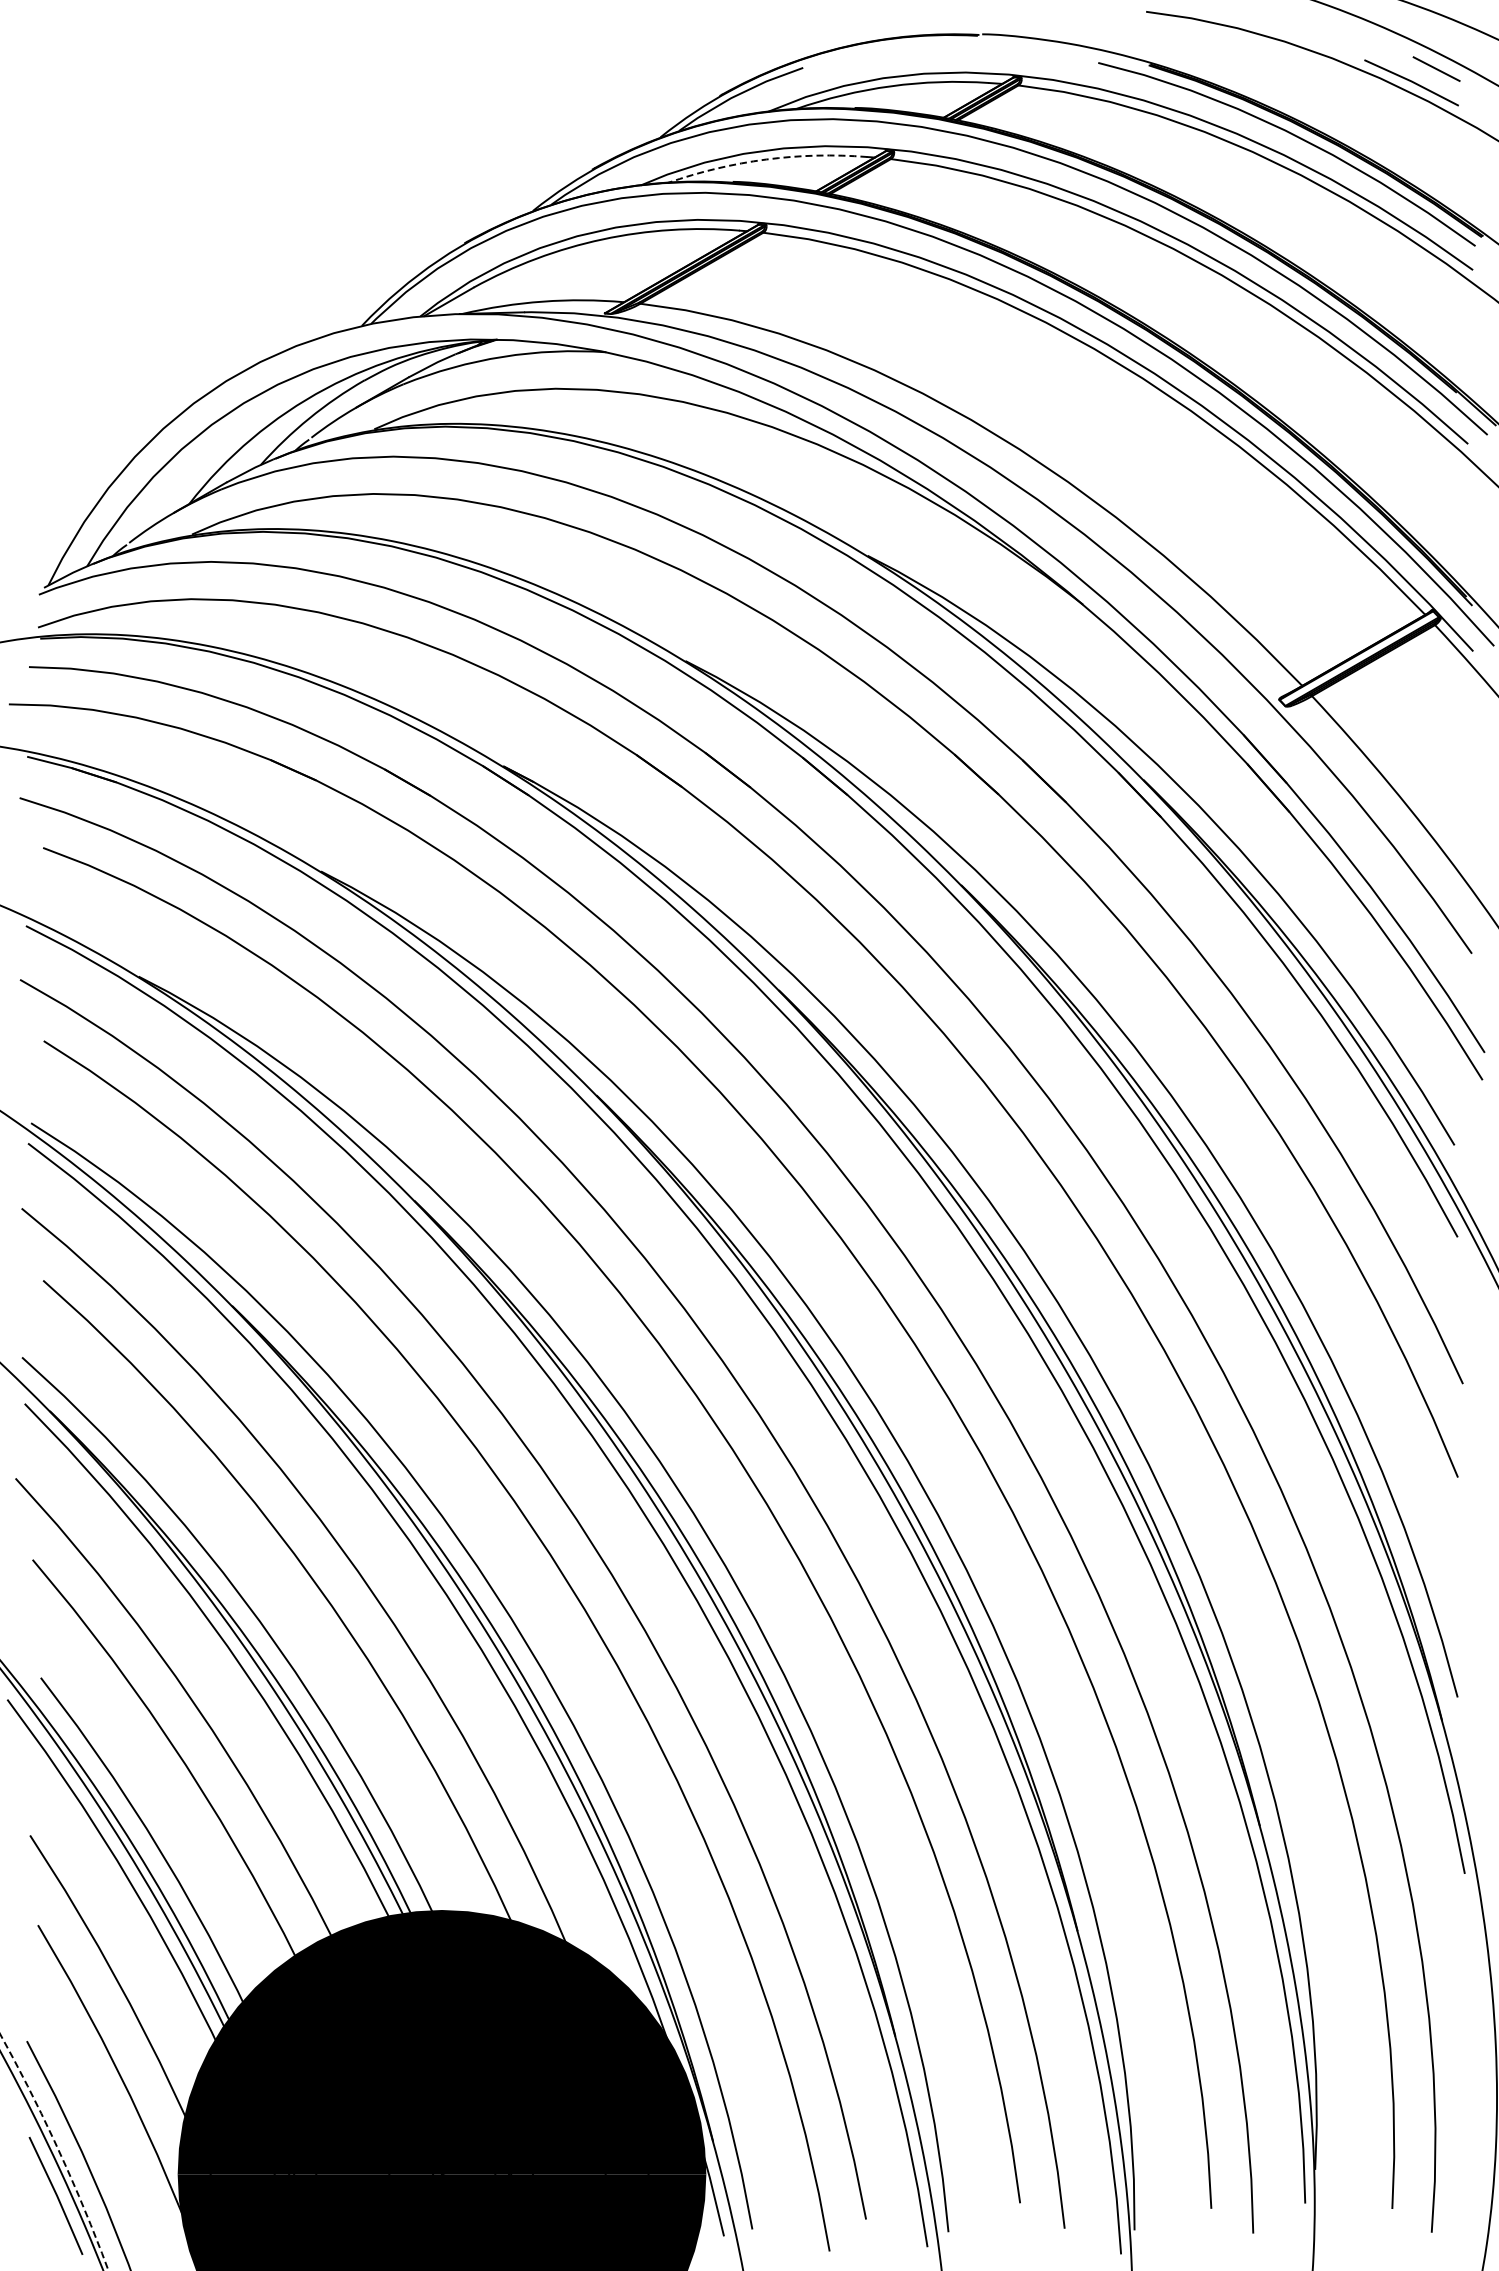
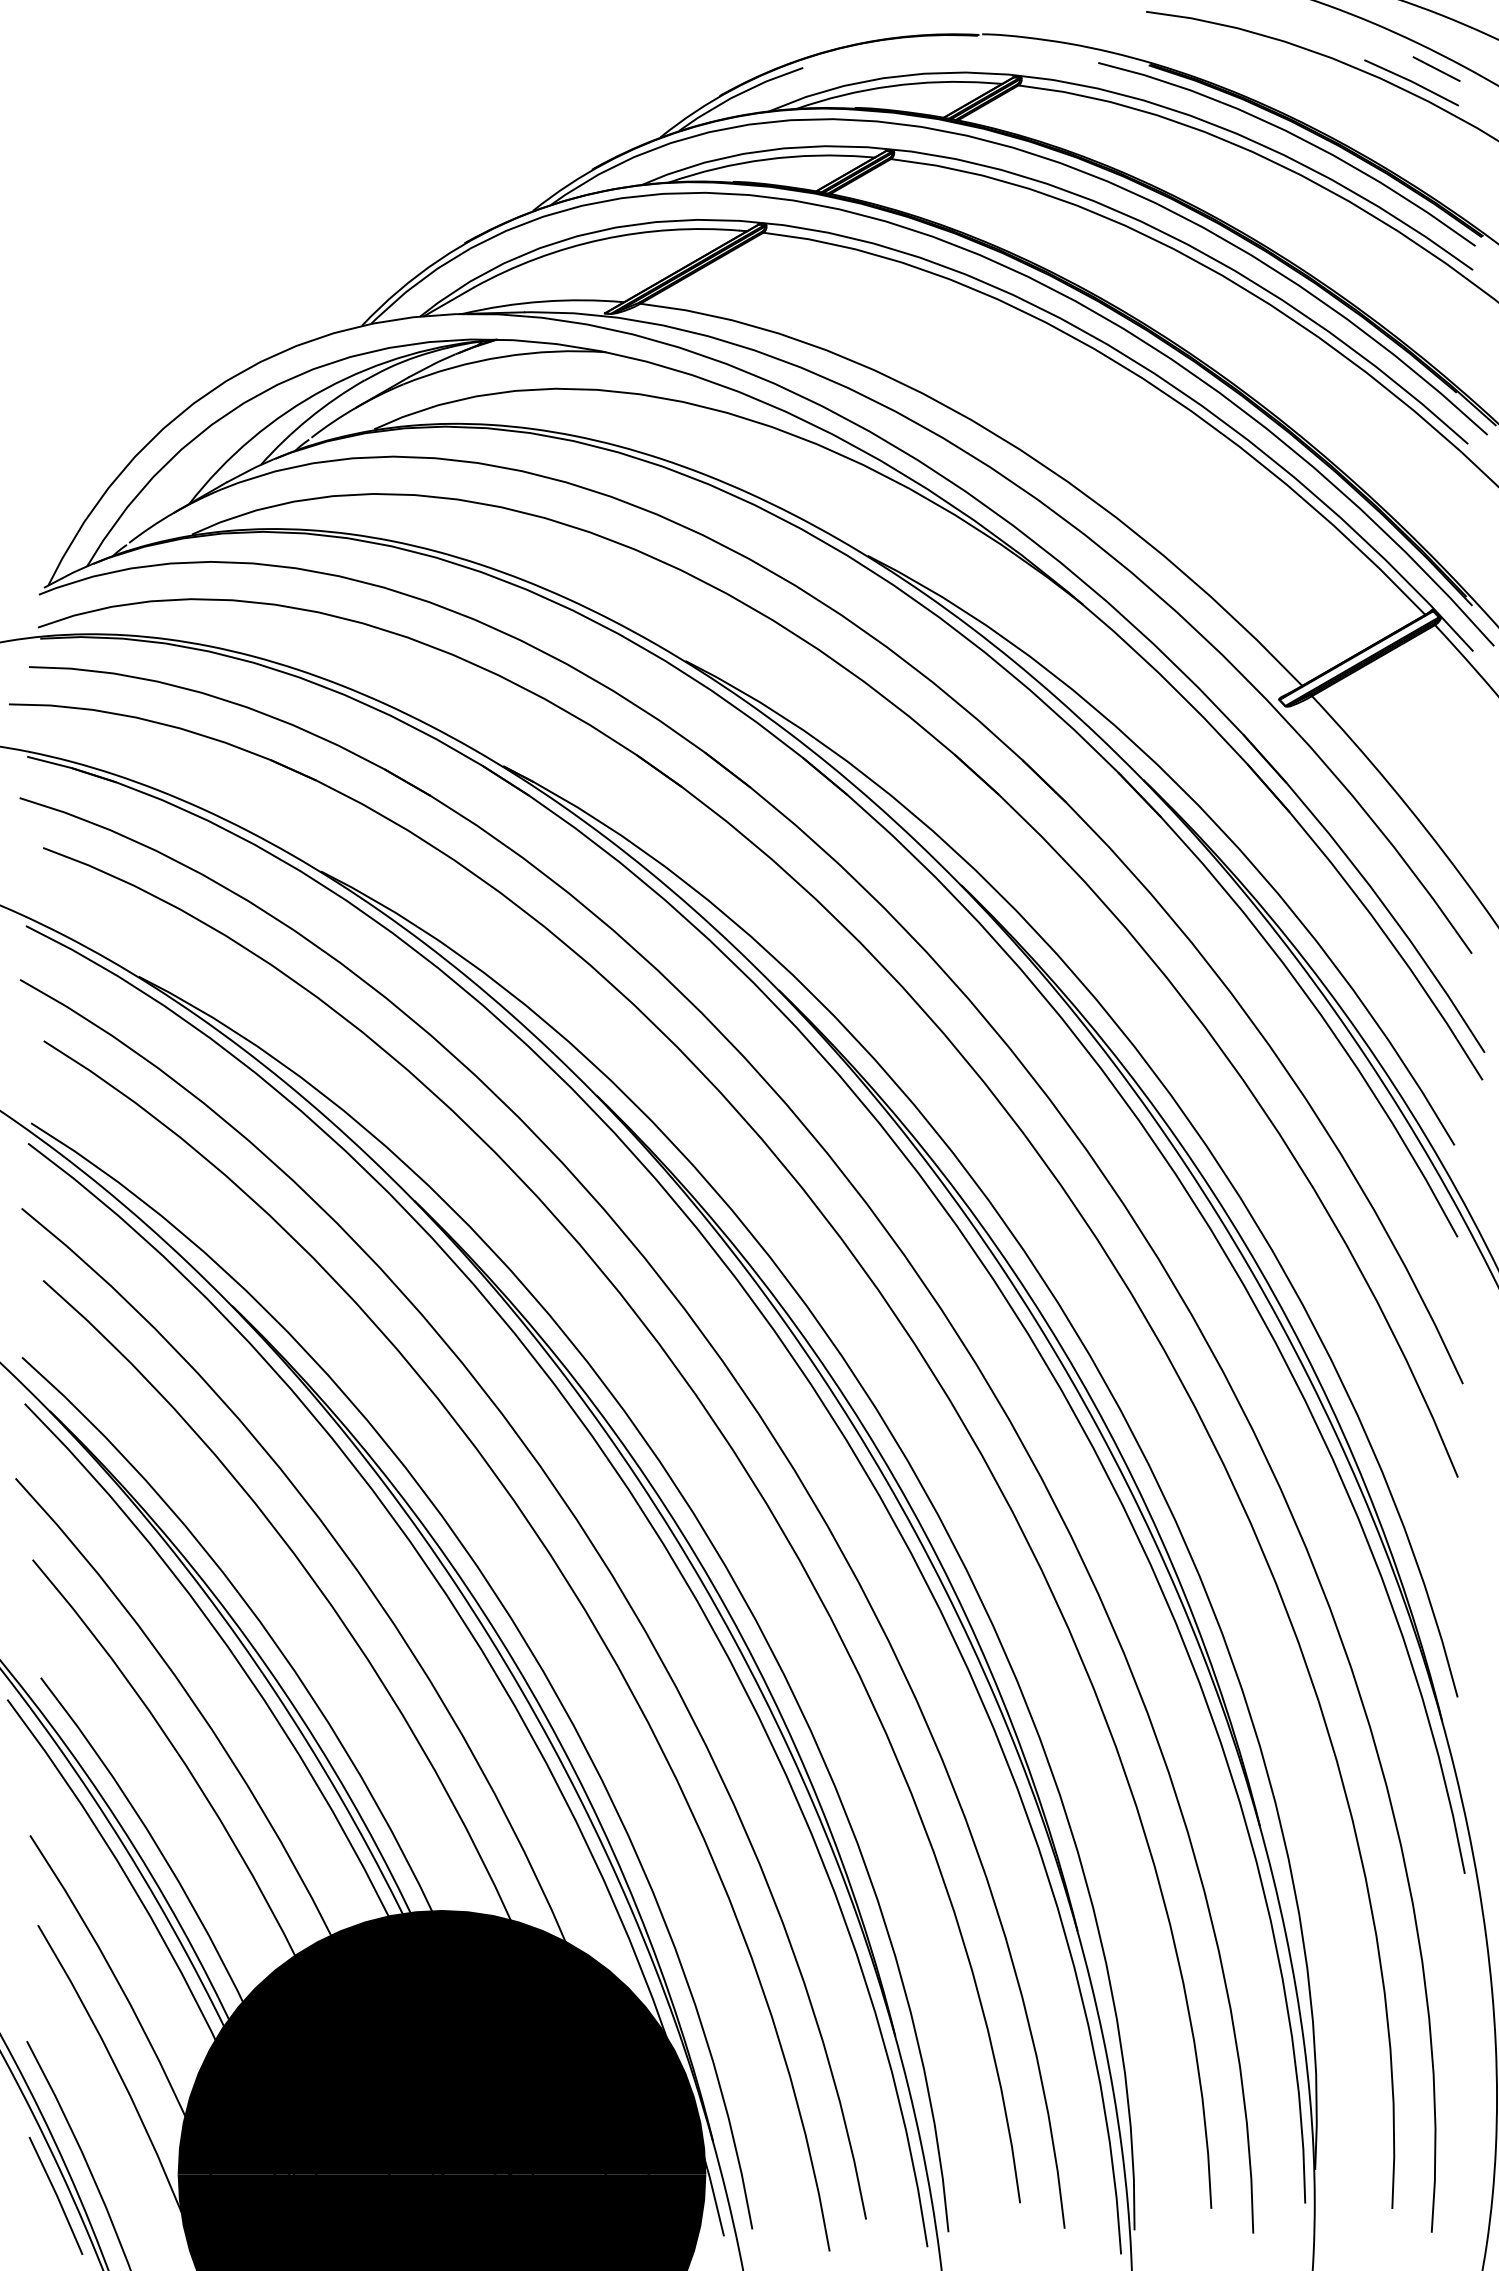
arc: dashed -> solid (766, 159)
arc: dashed -> solid (58, 2149)
